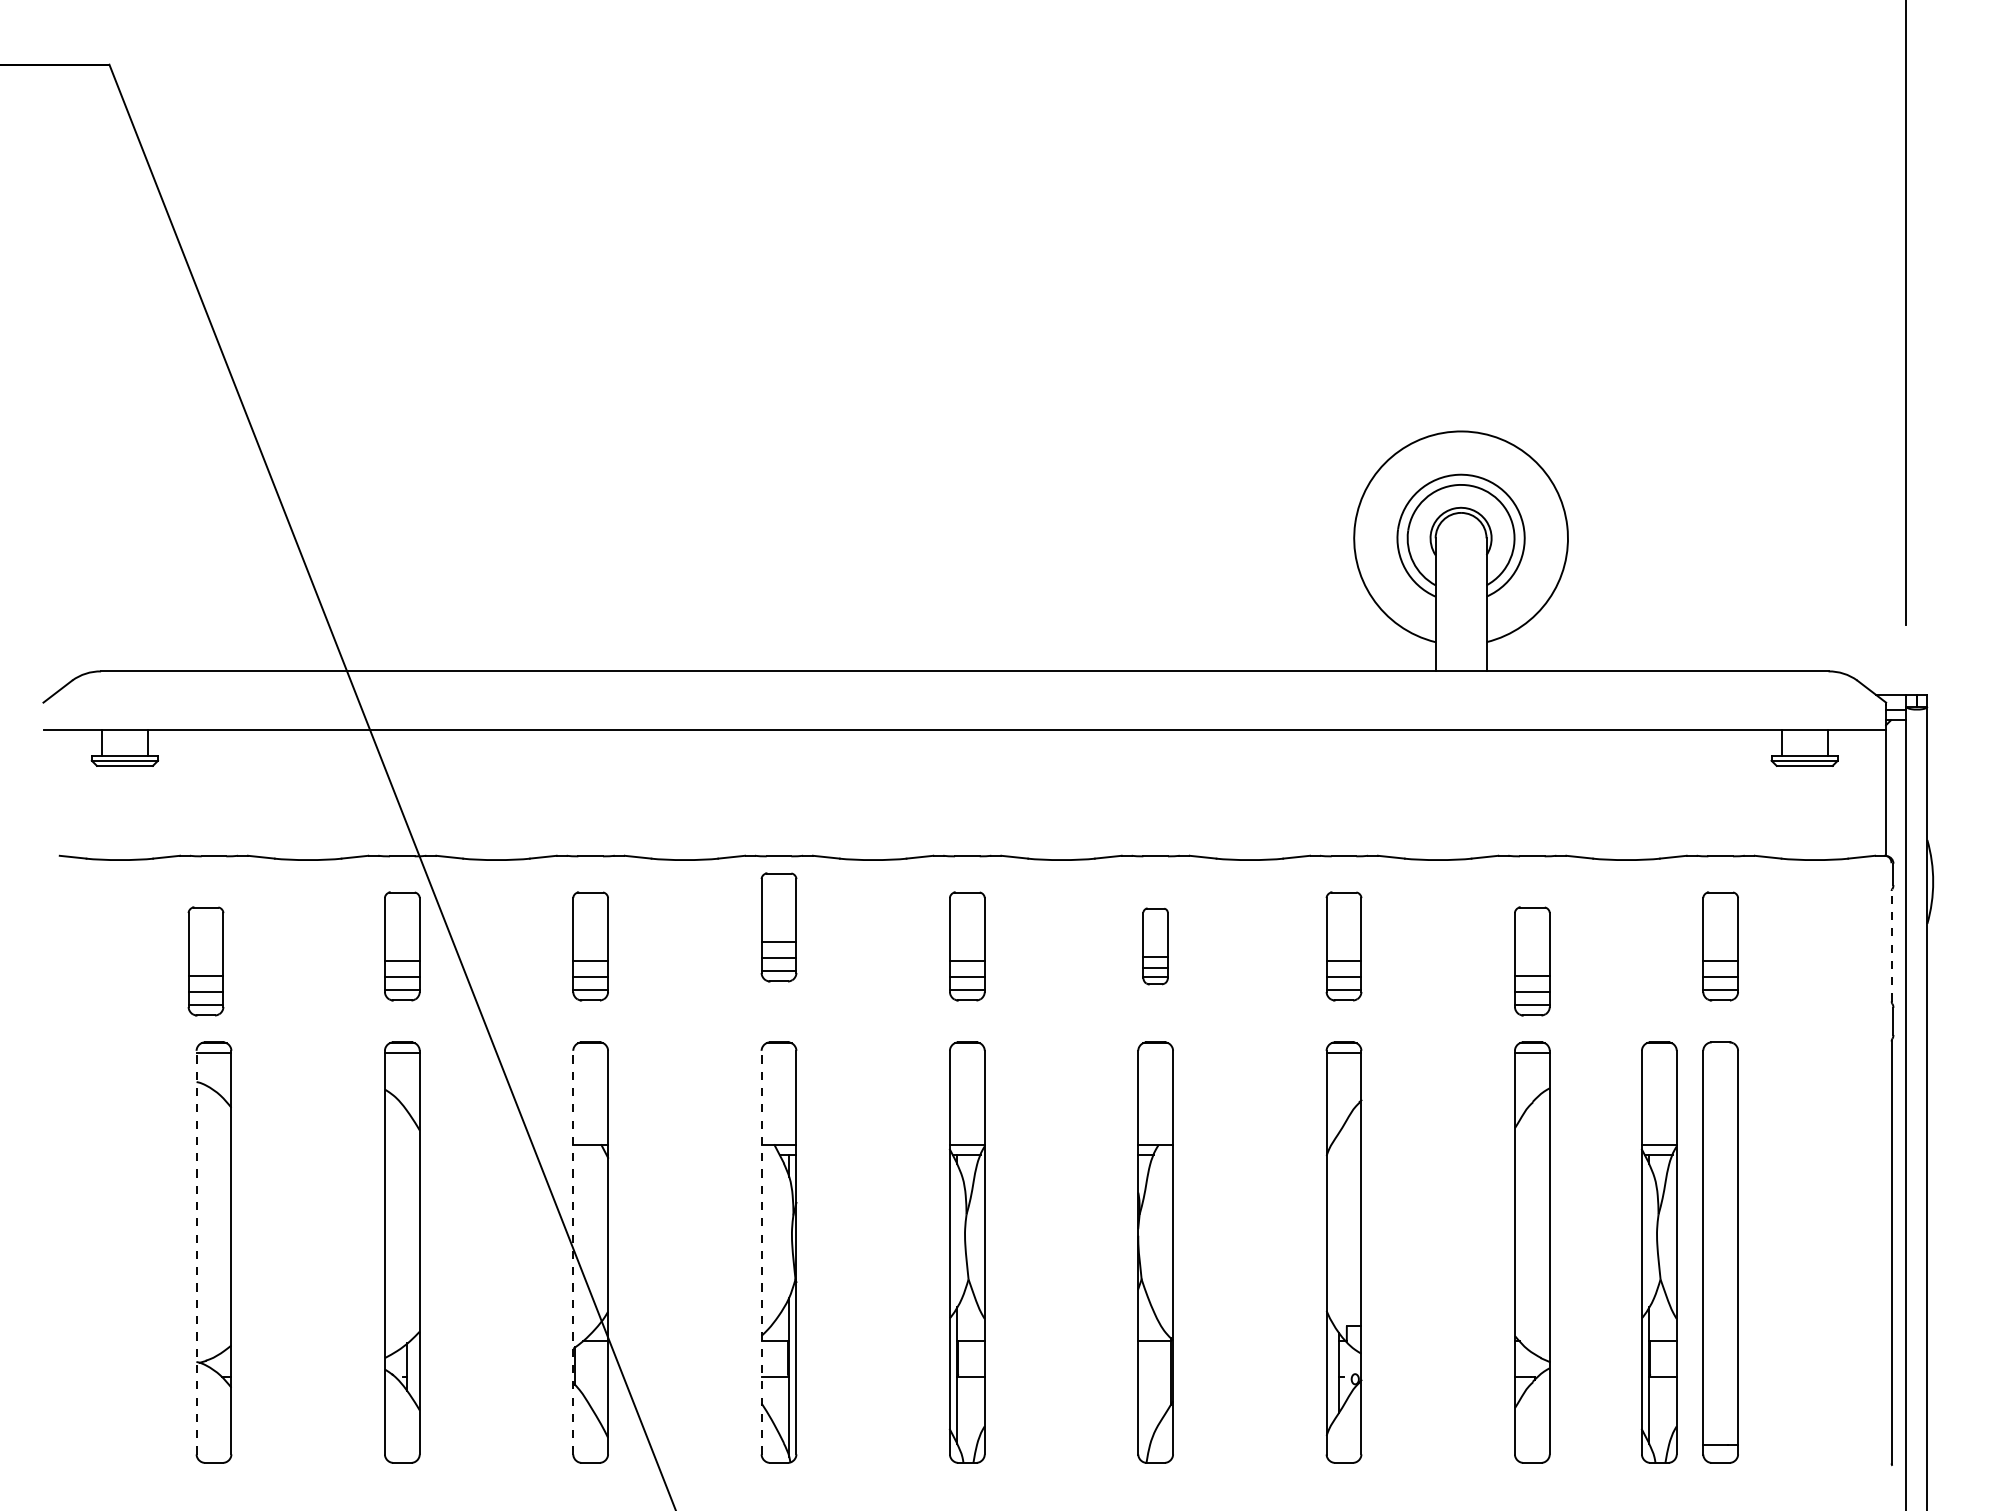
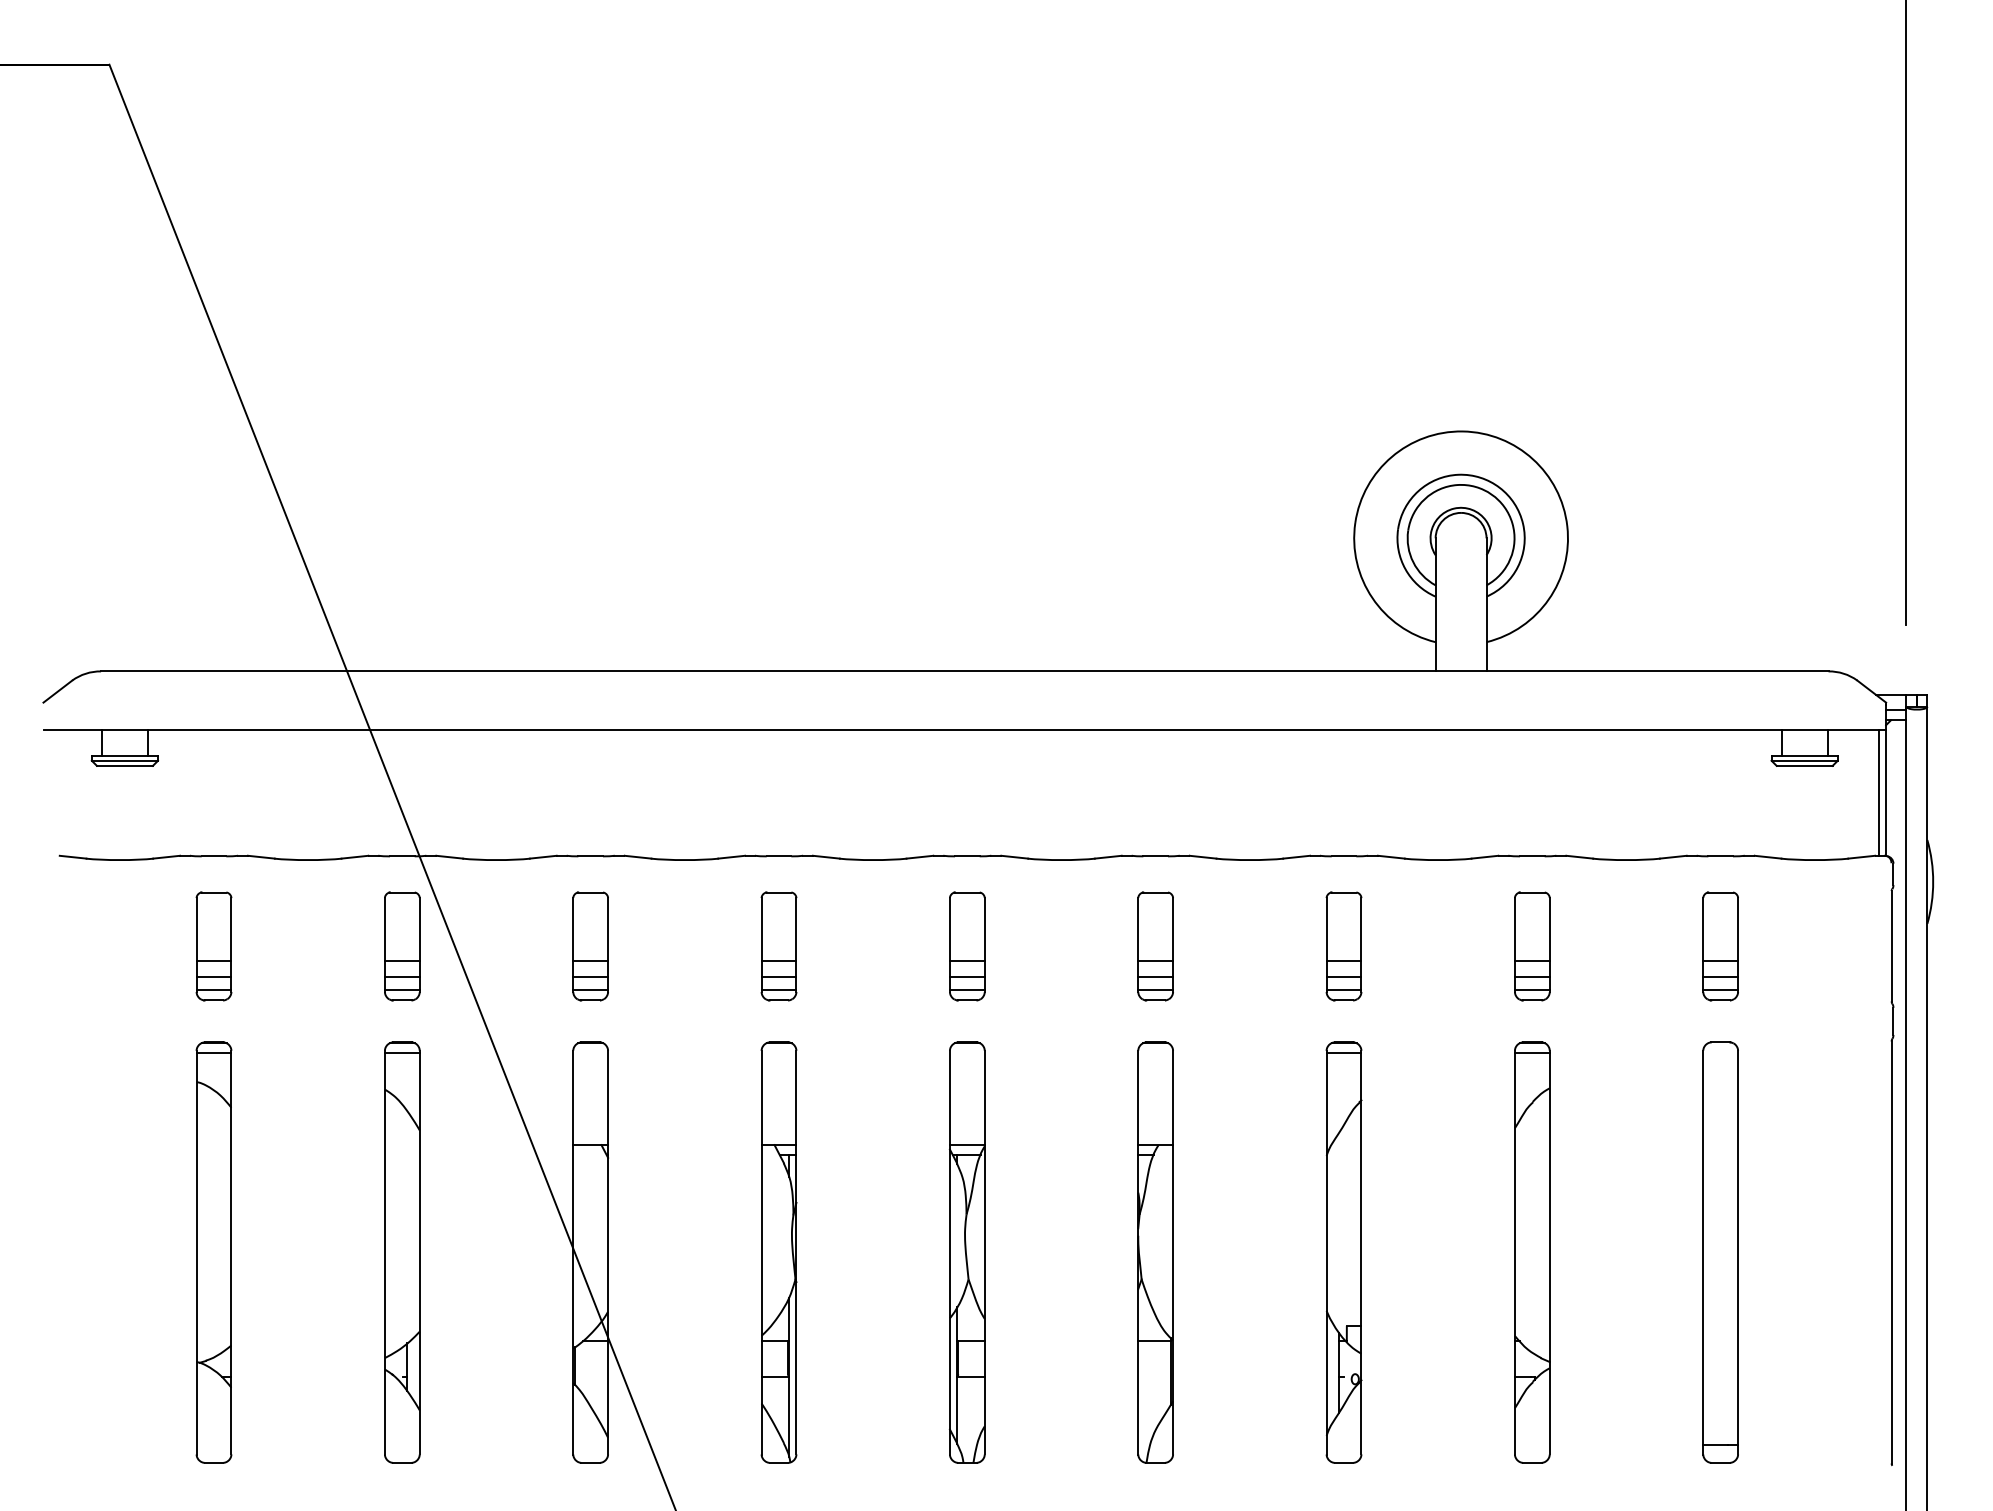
line: none -> present (1878, 792)
part position: (778, 927) -> (778, 946) (778, 946)
line: dashed -> solid (1891, 945)
part size: 27x79 px -> 37x111 px (1155, 946)
part position: (205, 961) -> (213, 946) (213, 946)
part position: (1532, 961) -> (1532, 946) (1532, 946)
line: dashed -> solid (196, 1252)
line: dashed -> solid (573, 1252)
line: dashed -> solid (761, 1252)
part: present -> none (1658, 1252)
